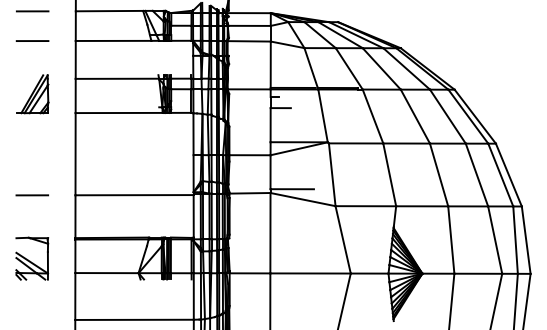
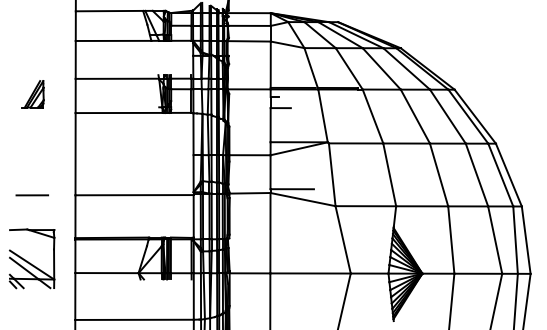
line: present -> none (32, 11)
line: present -> none (32, 41)
part size: 34x41 px -> 24x29 px (32, 94)
part size: 35x45 px -> 48x62 px (31, 258)
